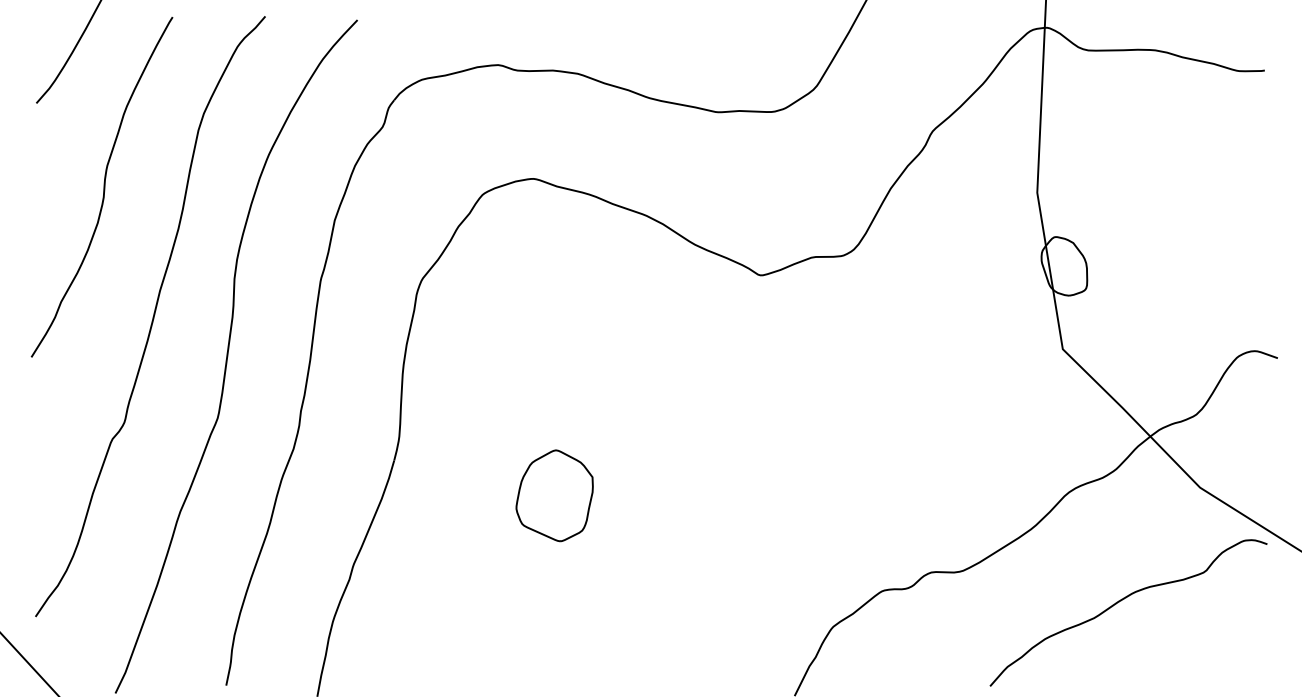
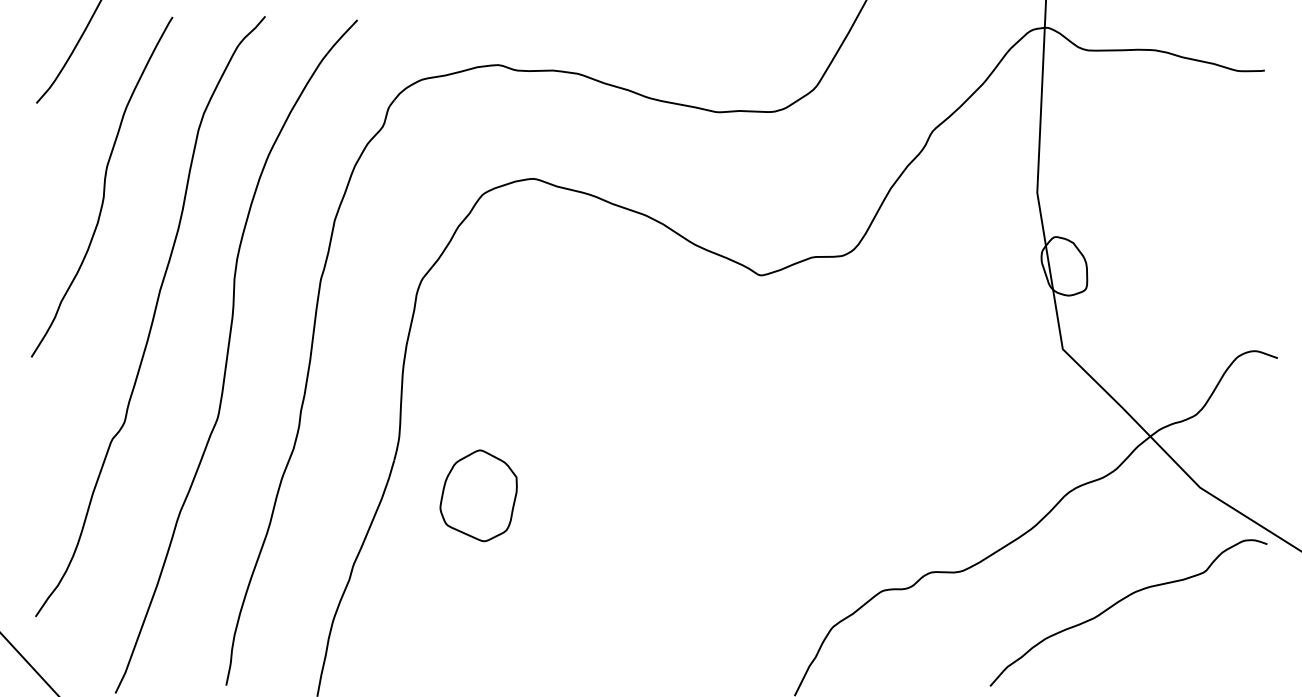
part position: (554, 495) -> (478, 495) (478, 495)
